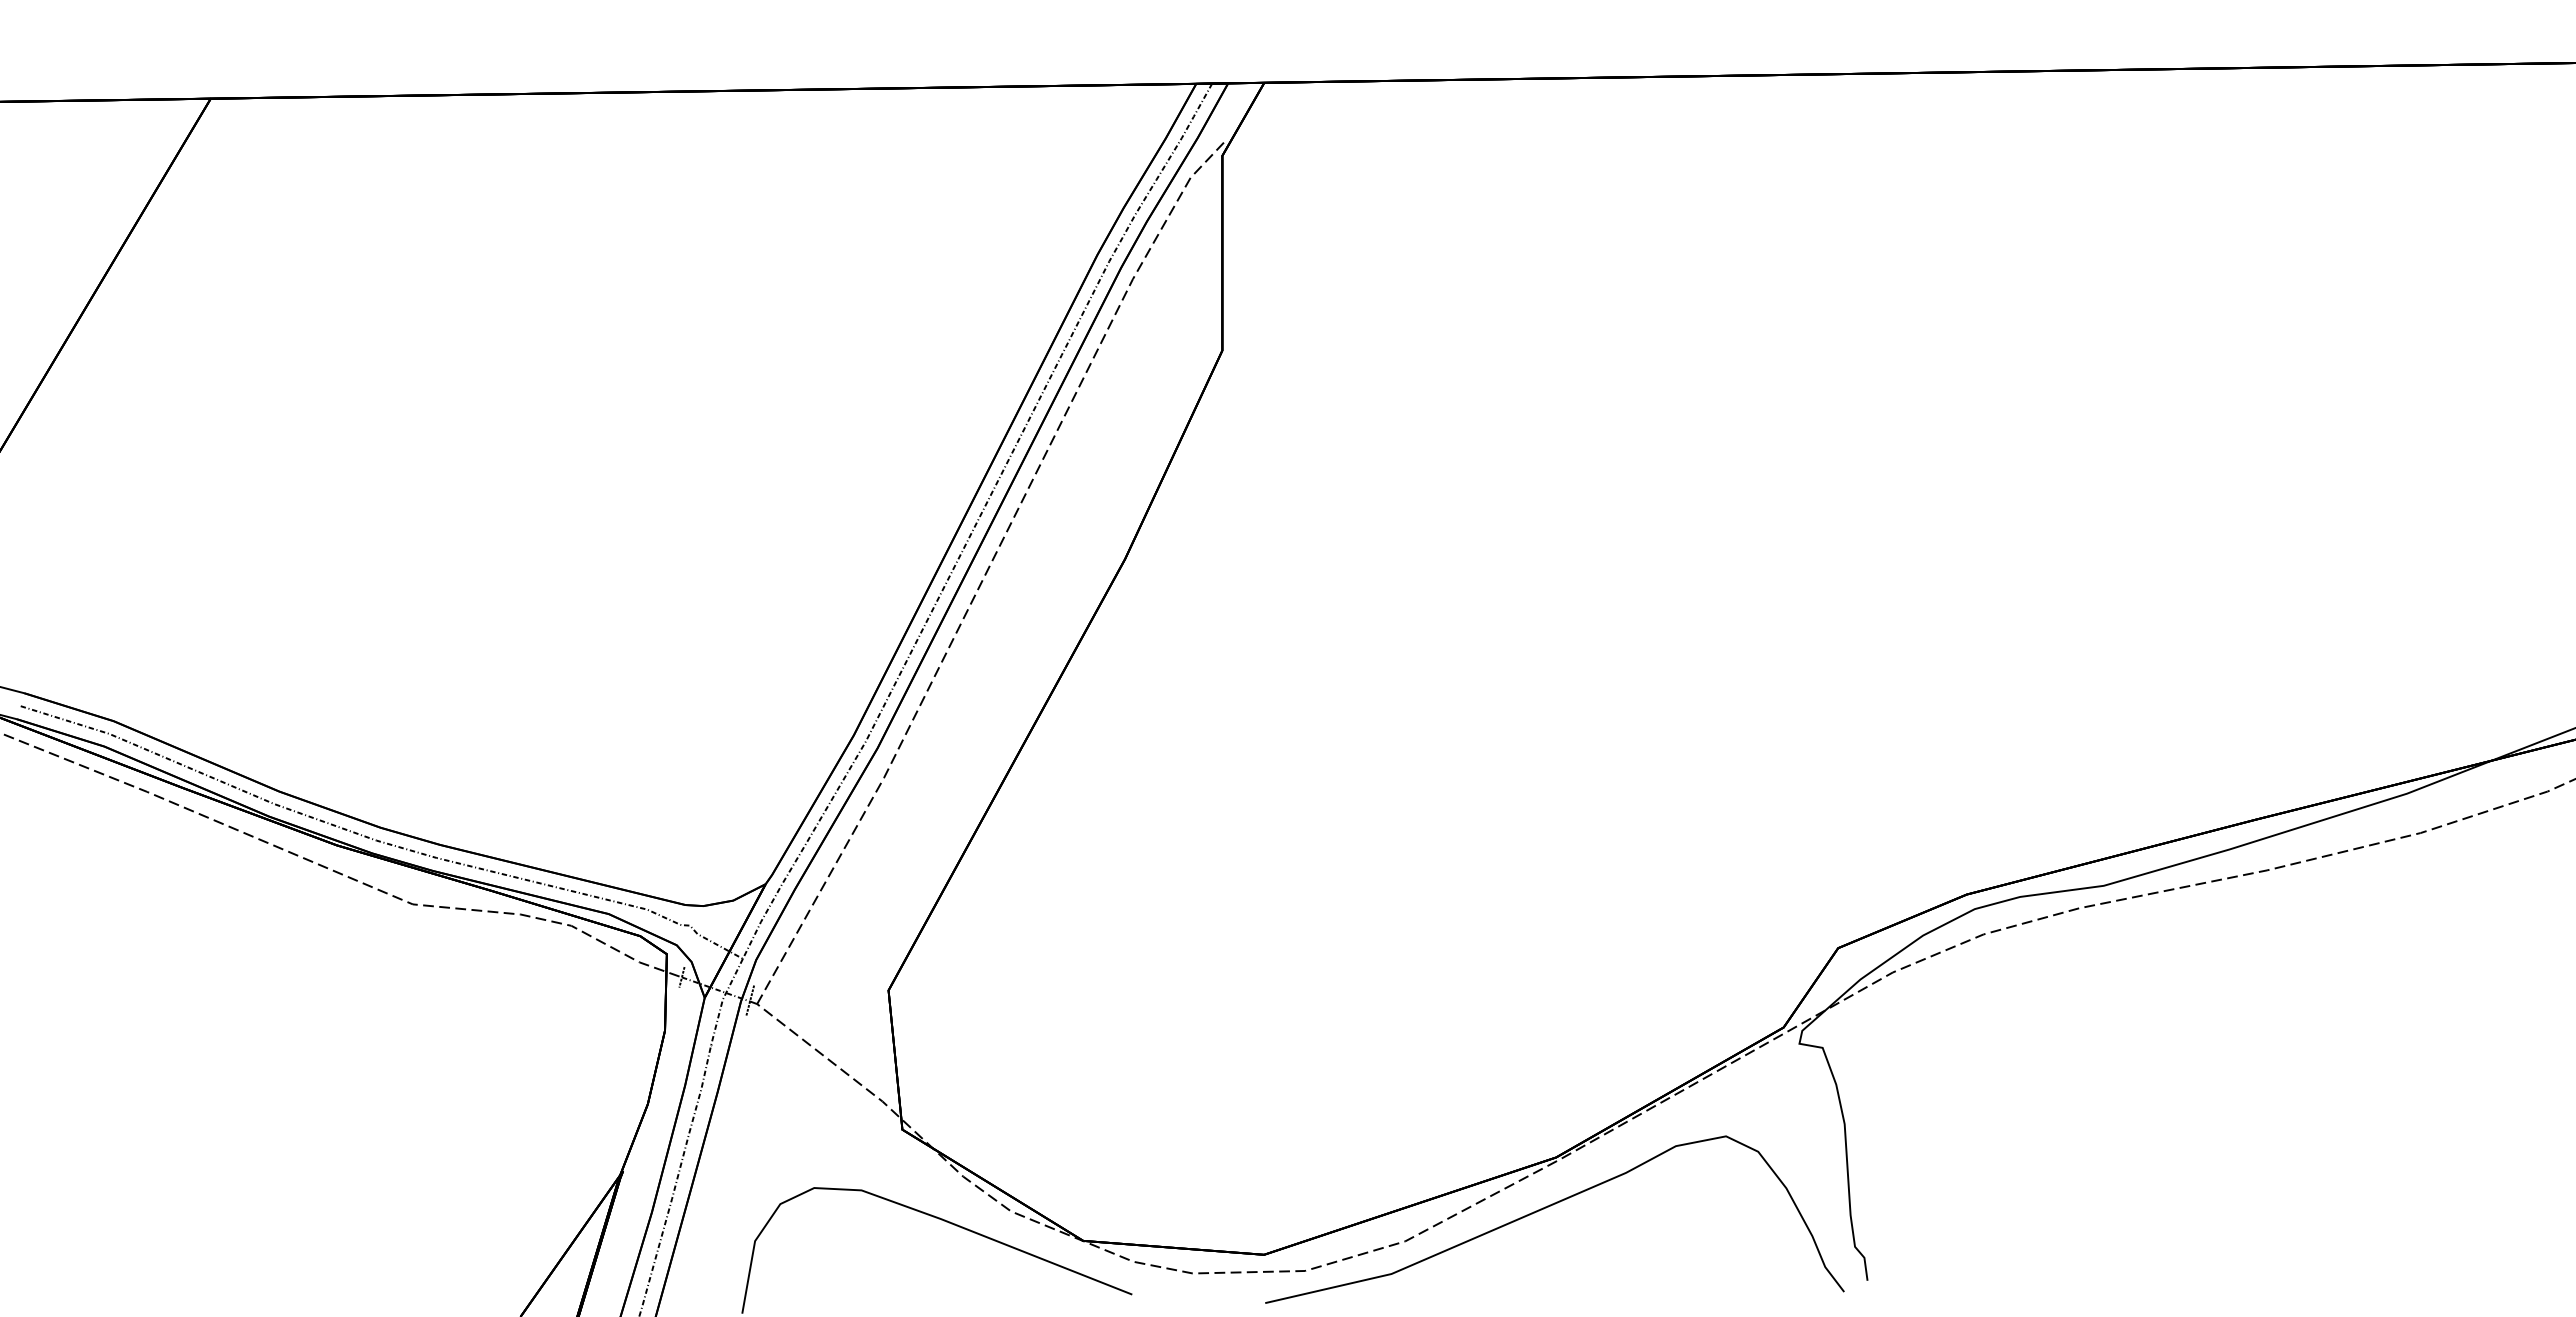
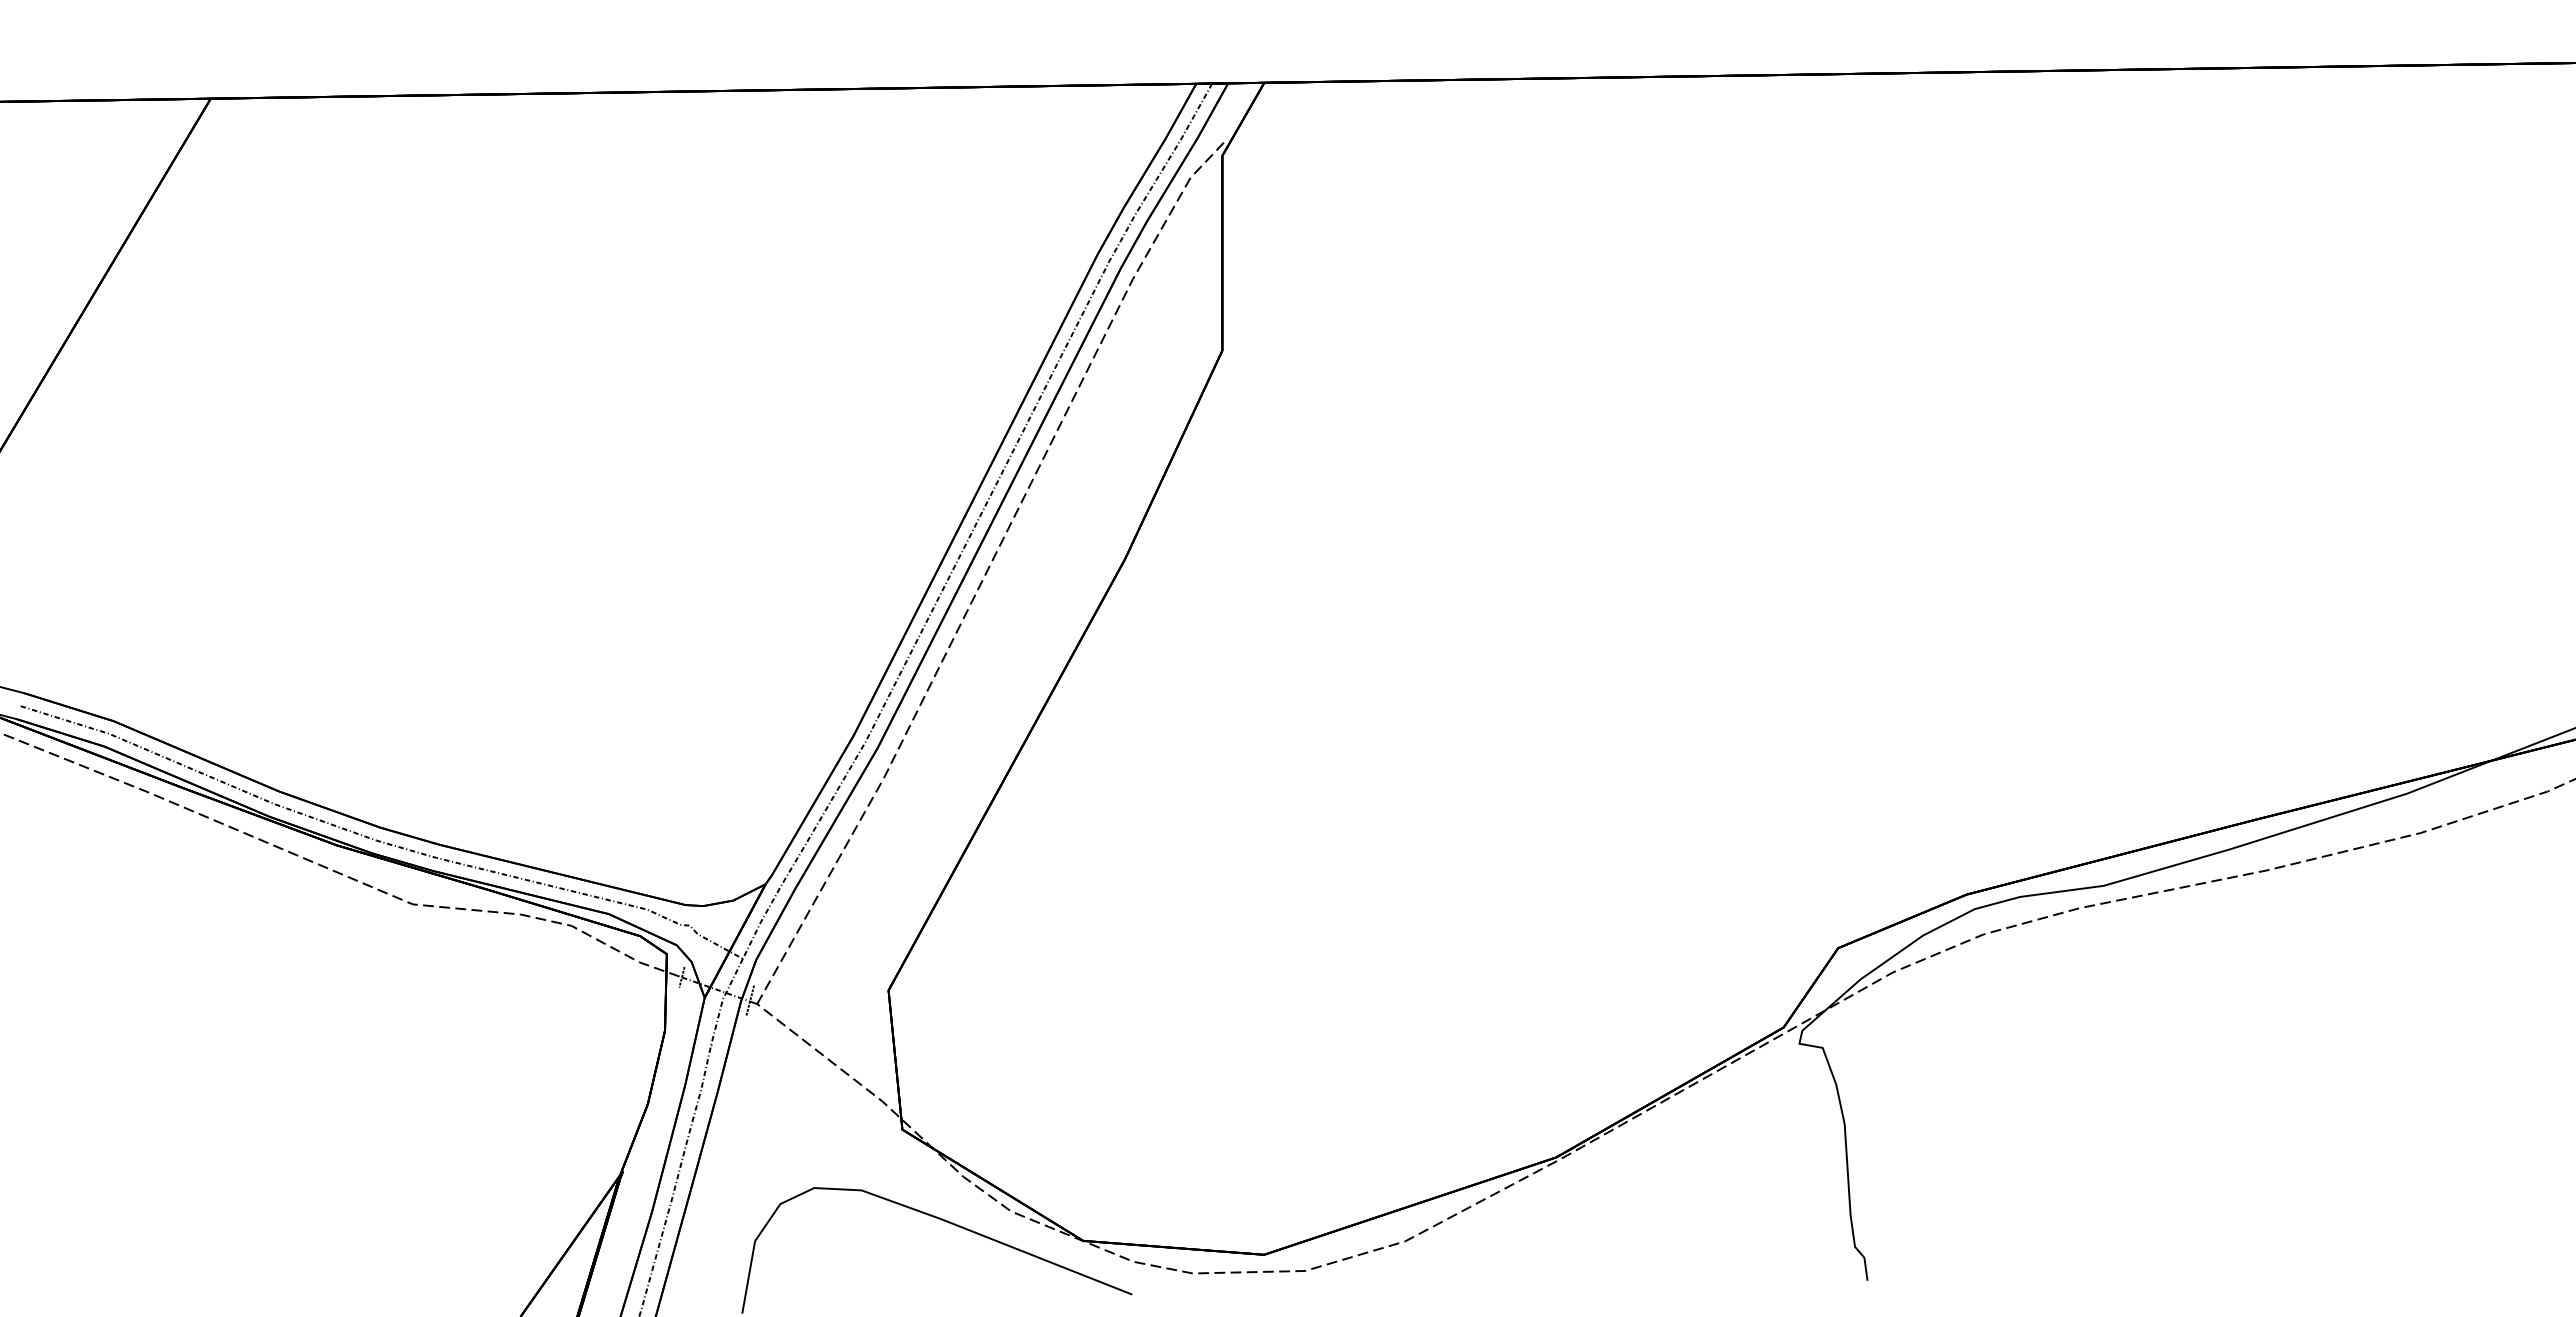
curve: present -> none (1548, 1207)
